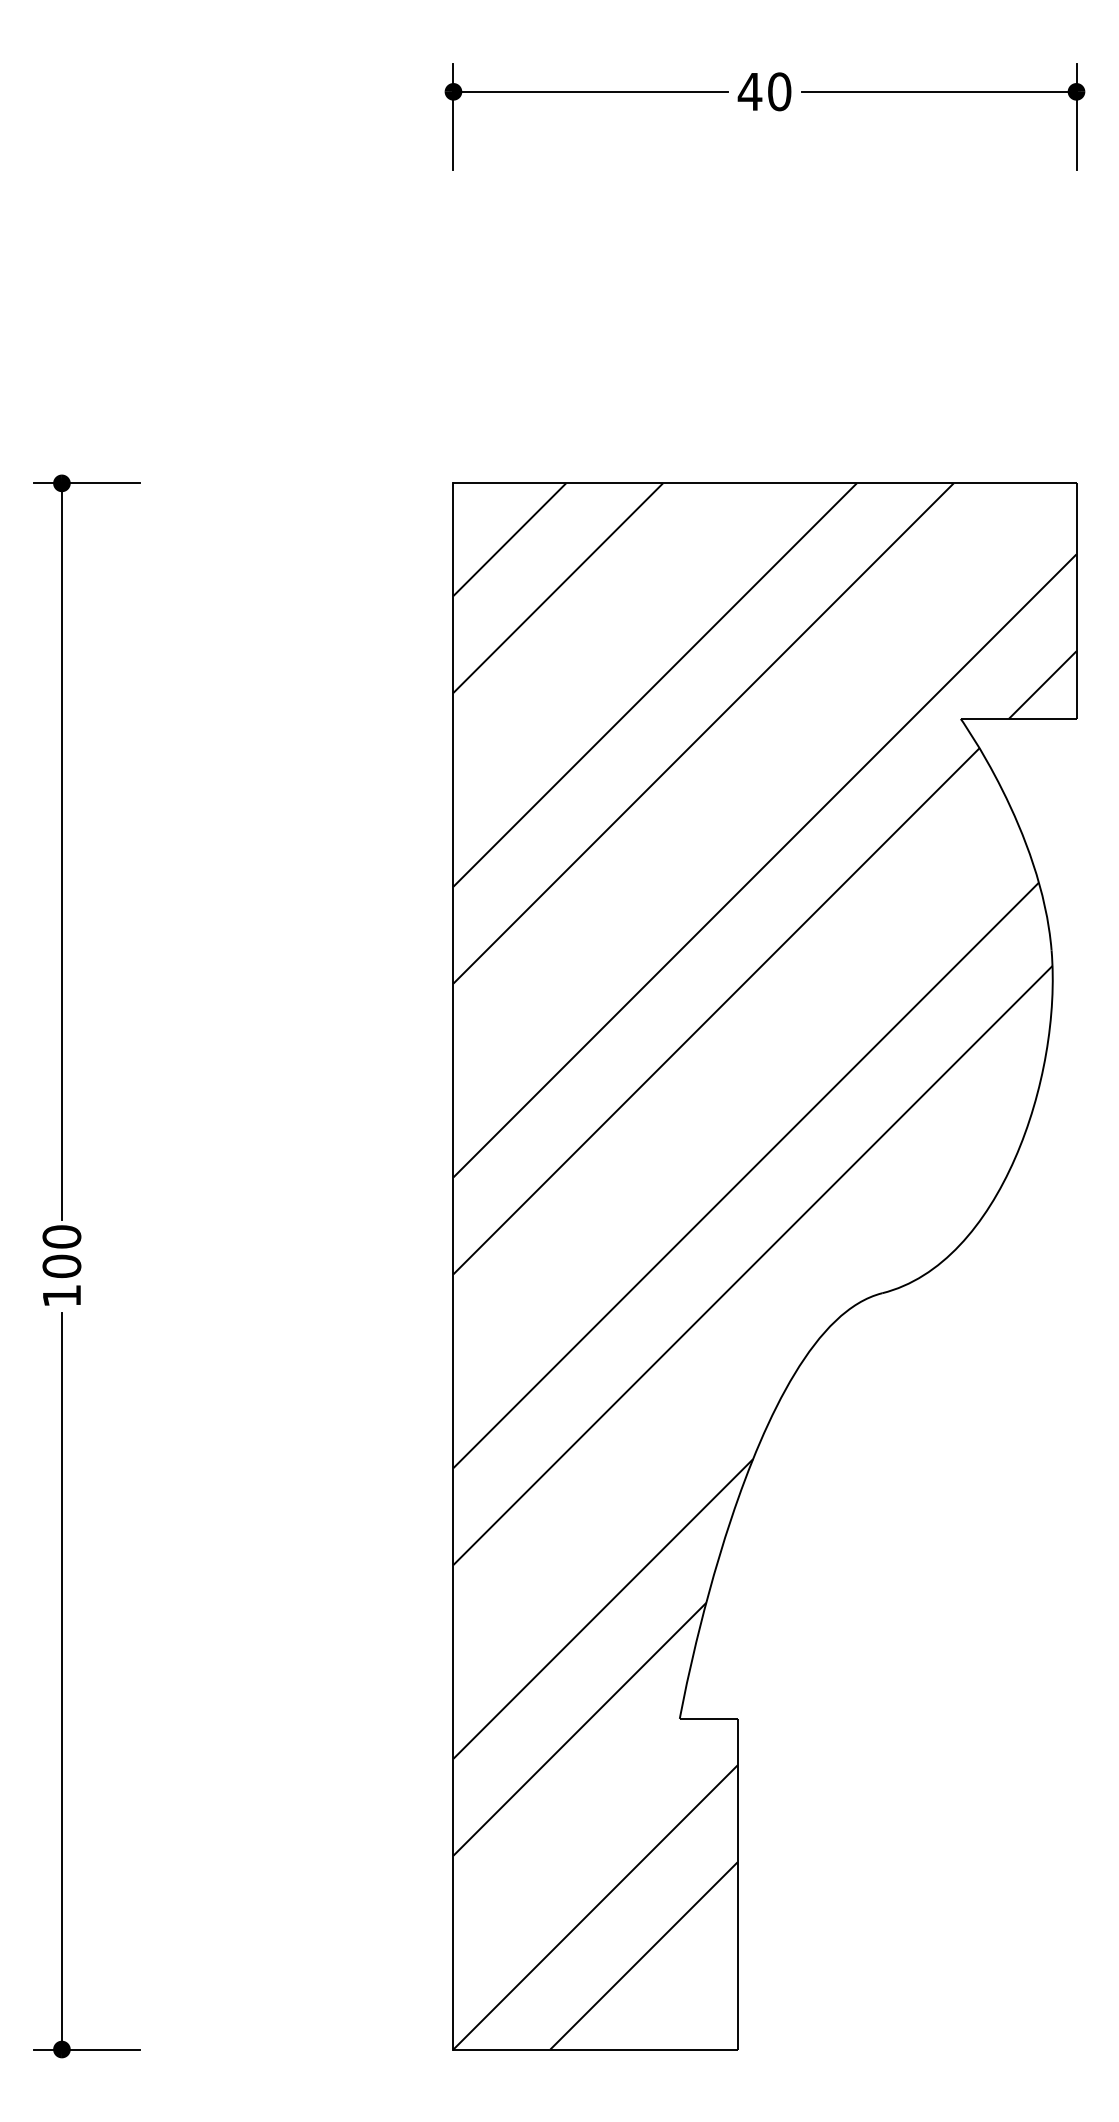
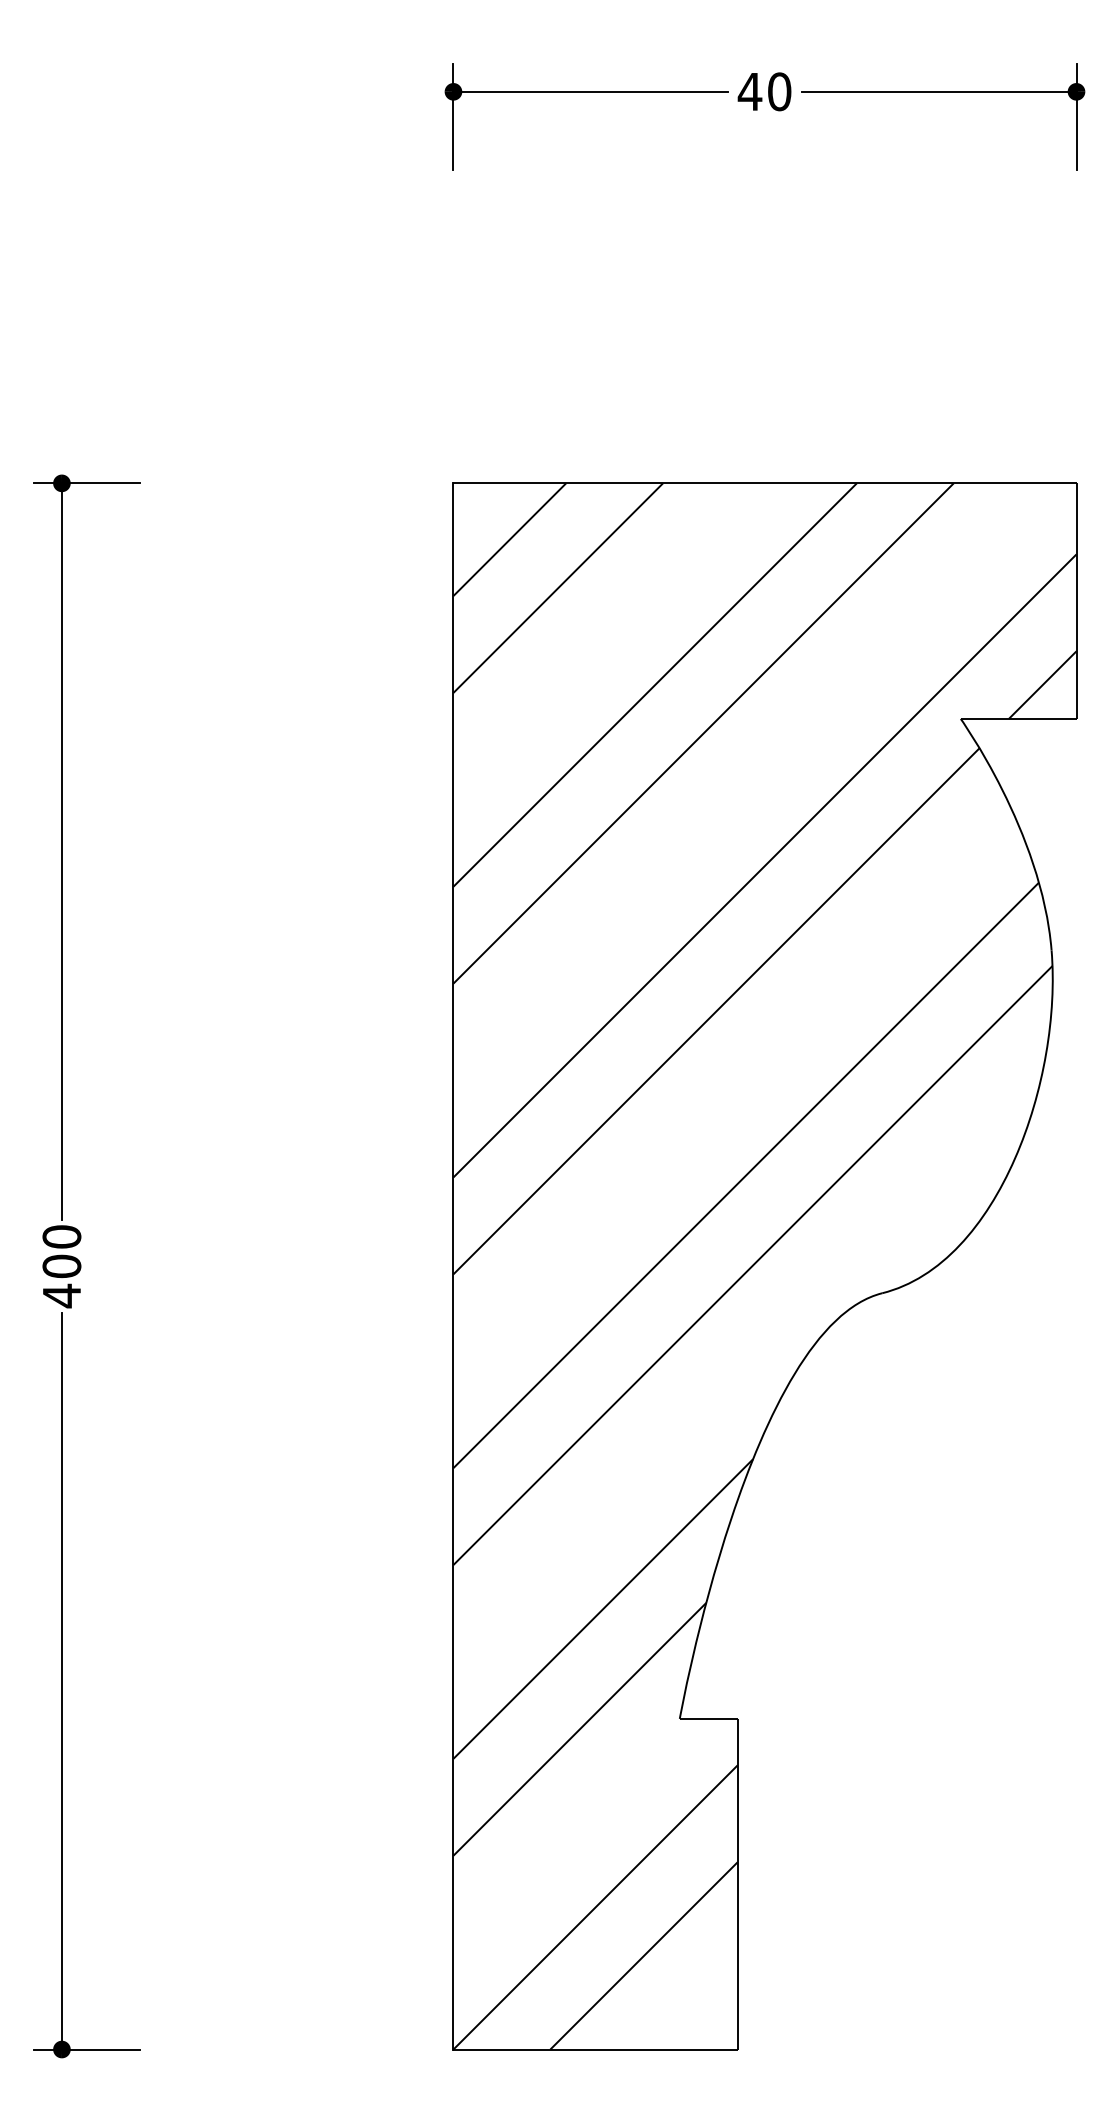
text: 100 -> 400 (61, 1295)
